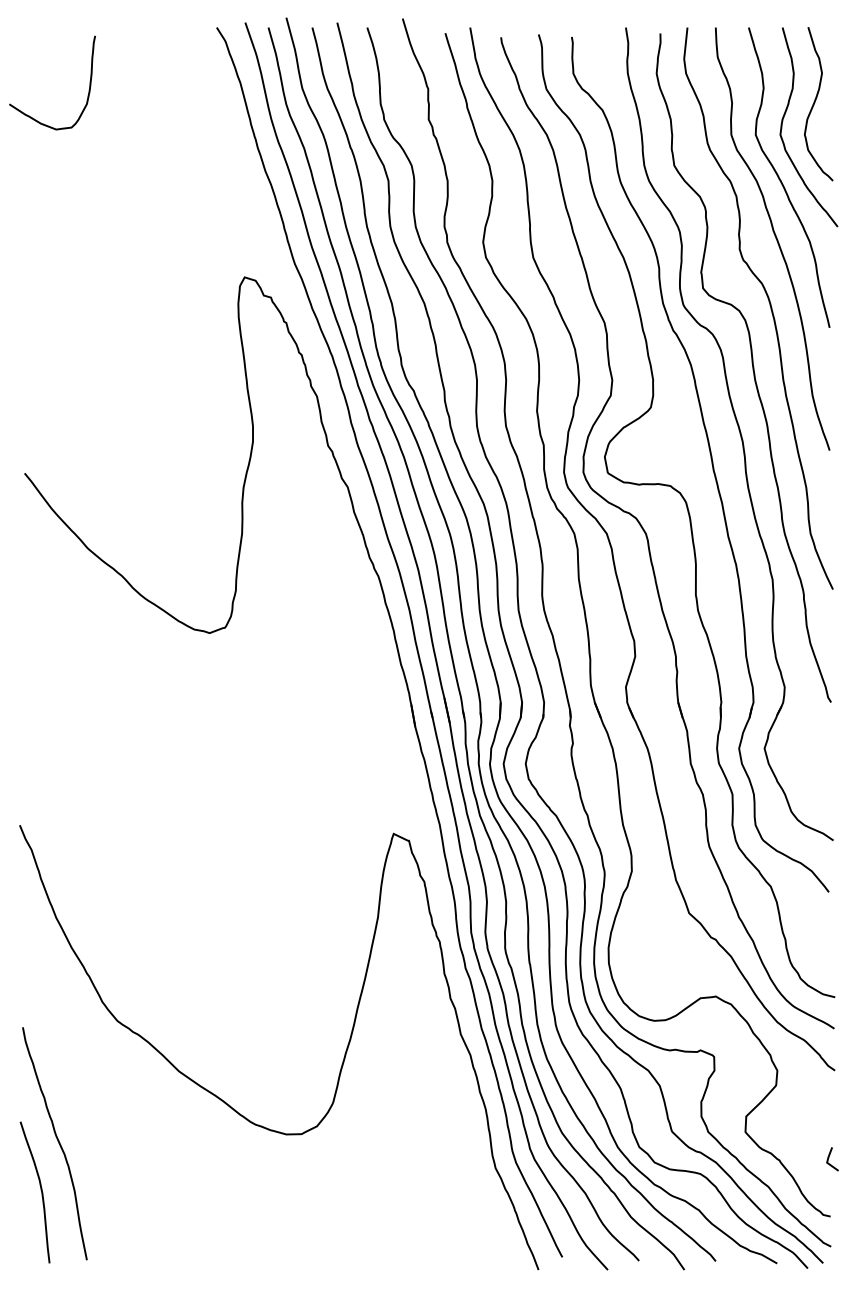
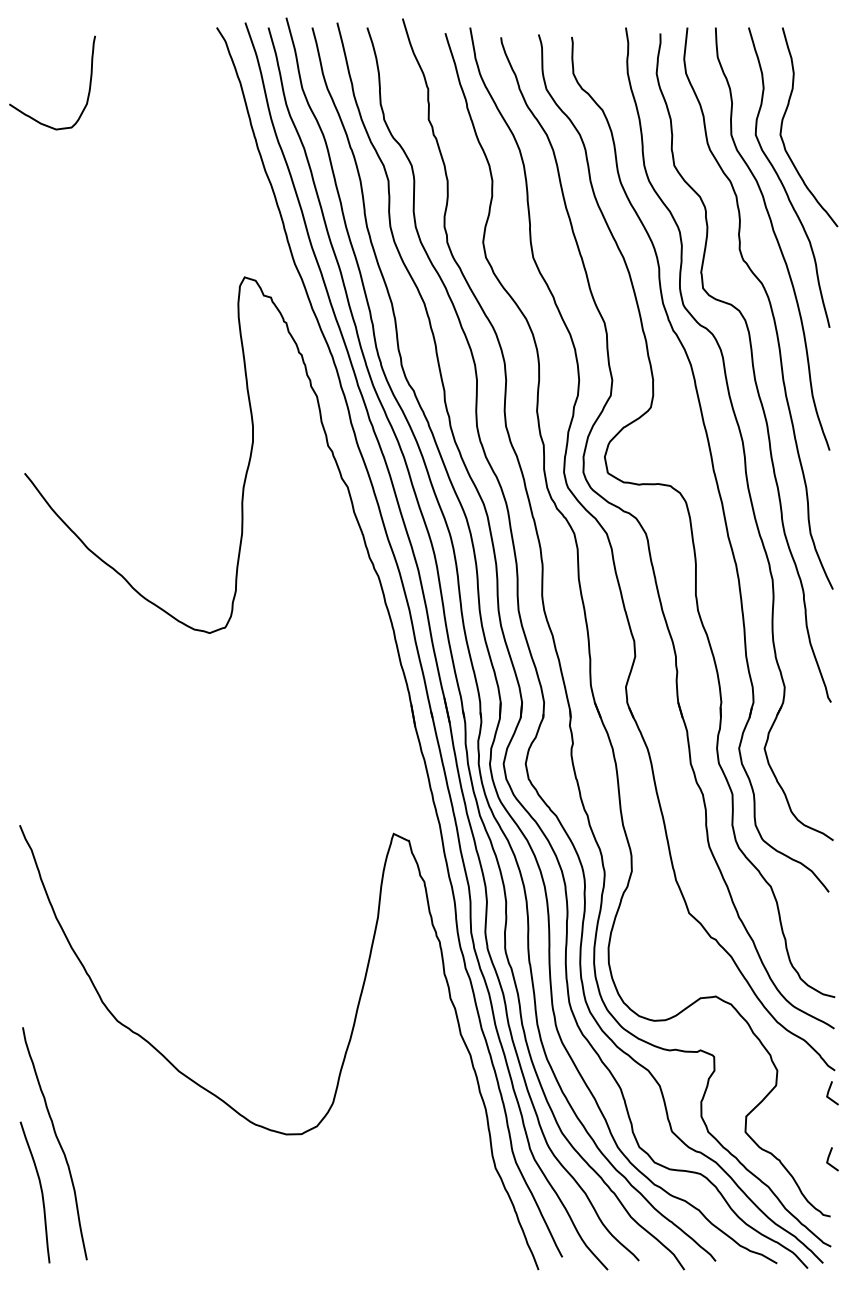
curve: present -> none (815, 102)
line: none -> present (829, 1092)
